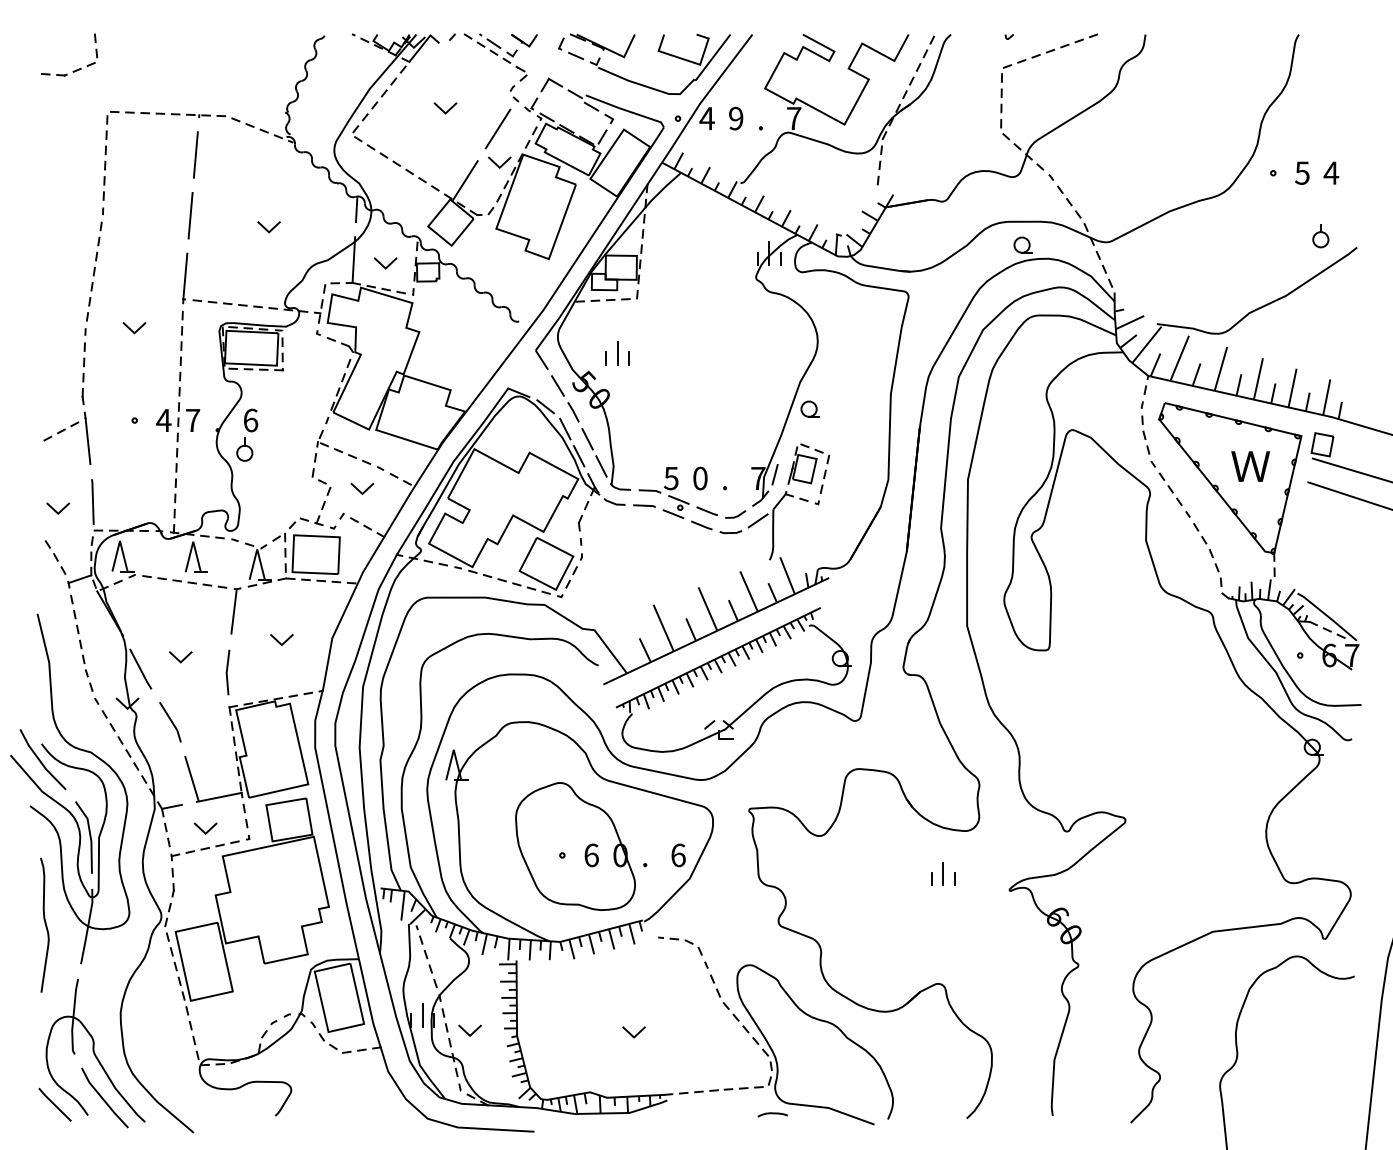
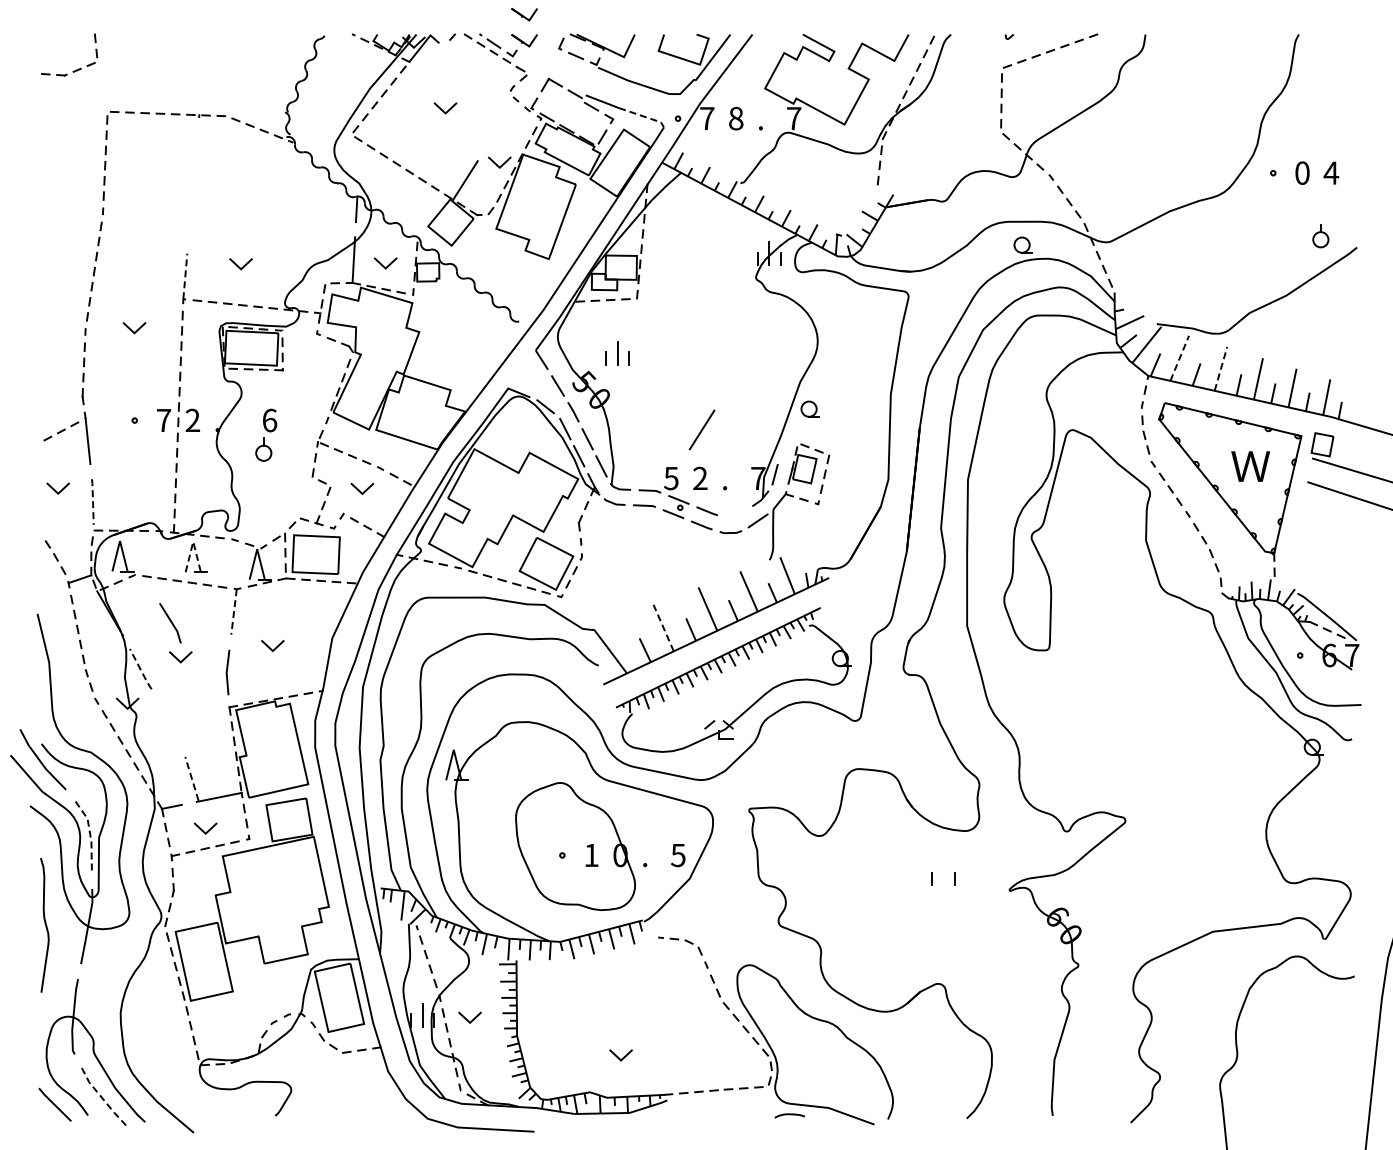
part: none -> present (524, 14)
line: solid -> dashed (643, 116)
text: 4 -> 7 (706, 118)
text: 9 -> 8 (736, 118)
line position: (497, 128) -> (701, 429) (701, 429)
line: present -> none (195, 154)
text: 5 -> 0 (1302, 172)
line: present -> none (190, 215)
line position: (266, 228) -> (238, 265) (238, 265)
line: solid -> dashed (185, 276)
line: solid -> dashed (1179, 357)
line: solid -> dashed (1220, 368)
text: 7 -> 2 (192, 419)
text: 4 -> 7 (163, 420)
part position: (247, 434) -> (266, 434) (266, 434)
text: 0 -> 2 (700, 478)
line: solid -> dashed (93, 501)
line position: (55, 509) -> (55, 489) (55, 489)
line: present -> none (736, 515)
line: solid -> dashed (193, 541)
line: solid -> dashed (234, 611)
line: solid -> dashed (663, 627)
line position: (279, 641) -> (270, 647) (270, 647)
line: solid -> dashed (140, 669)
line position: (170, 721) -> (170, 622) (170, 622)
line: solid -> dashed (191, 778)
line: solid -> dashed (90, 835)
text: 6 -> 1 (591, 855)
text: 6 -> 5 (678, 855)
line: present -> none (942, 873)
line position: (467, 1032) -> (467, 1019) (467, 1019)
line position: (631, 1033) -> (618, 1056) (618, 1056)
line: solid -> dashed (103, 1099)
curve position: (772, 1114) -> (789, 1115) (789, 1115)
